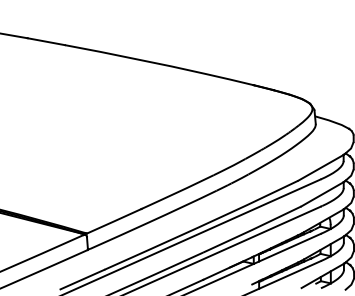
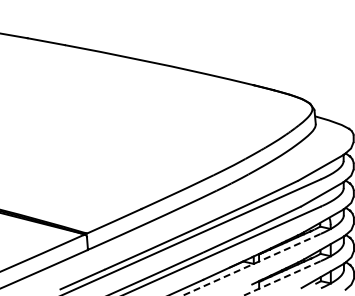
line: solid -> dashed (251, 264)
line: solid -> dashed (282, 278)
